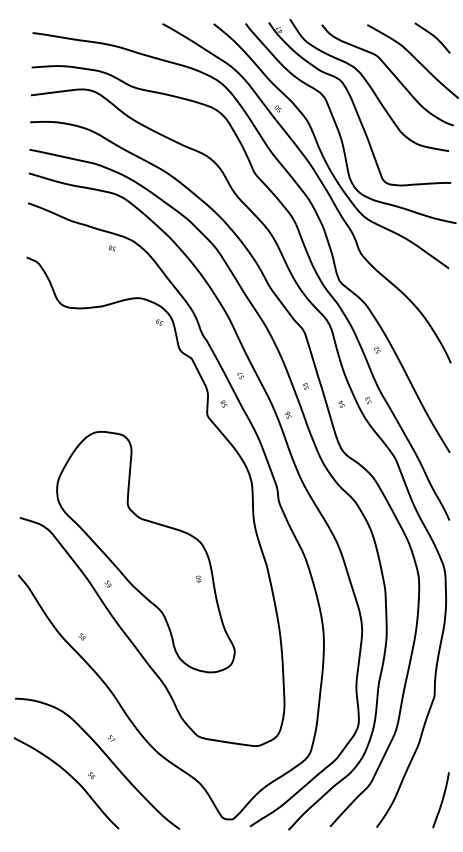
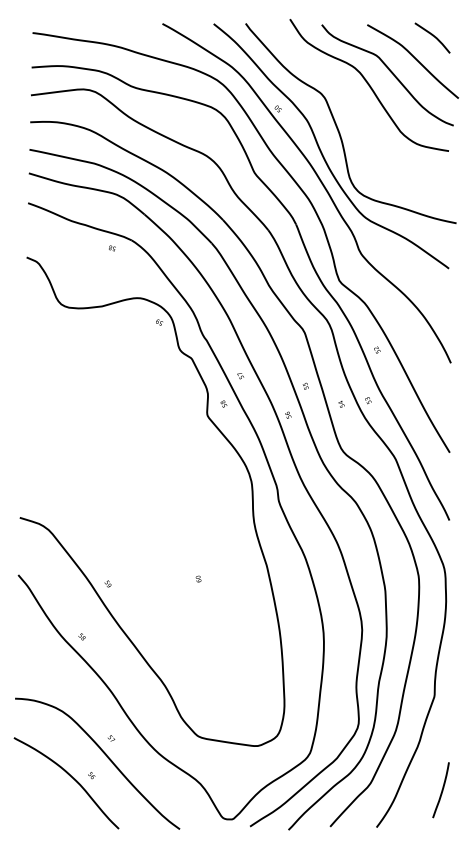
part: present -> none (359, 104)
part: present -> none (145, 551)
curve position: (441, 800) -> (441, 790) (441, 790)
